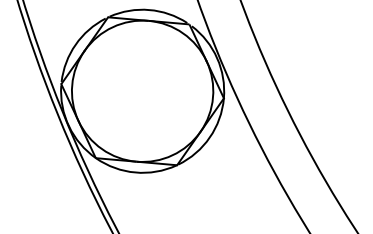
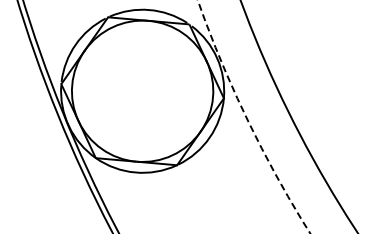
arc: solid -> dashed (247, 120)
